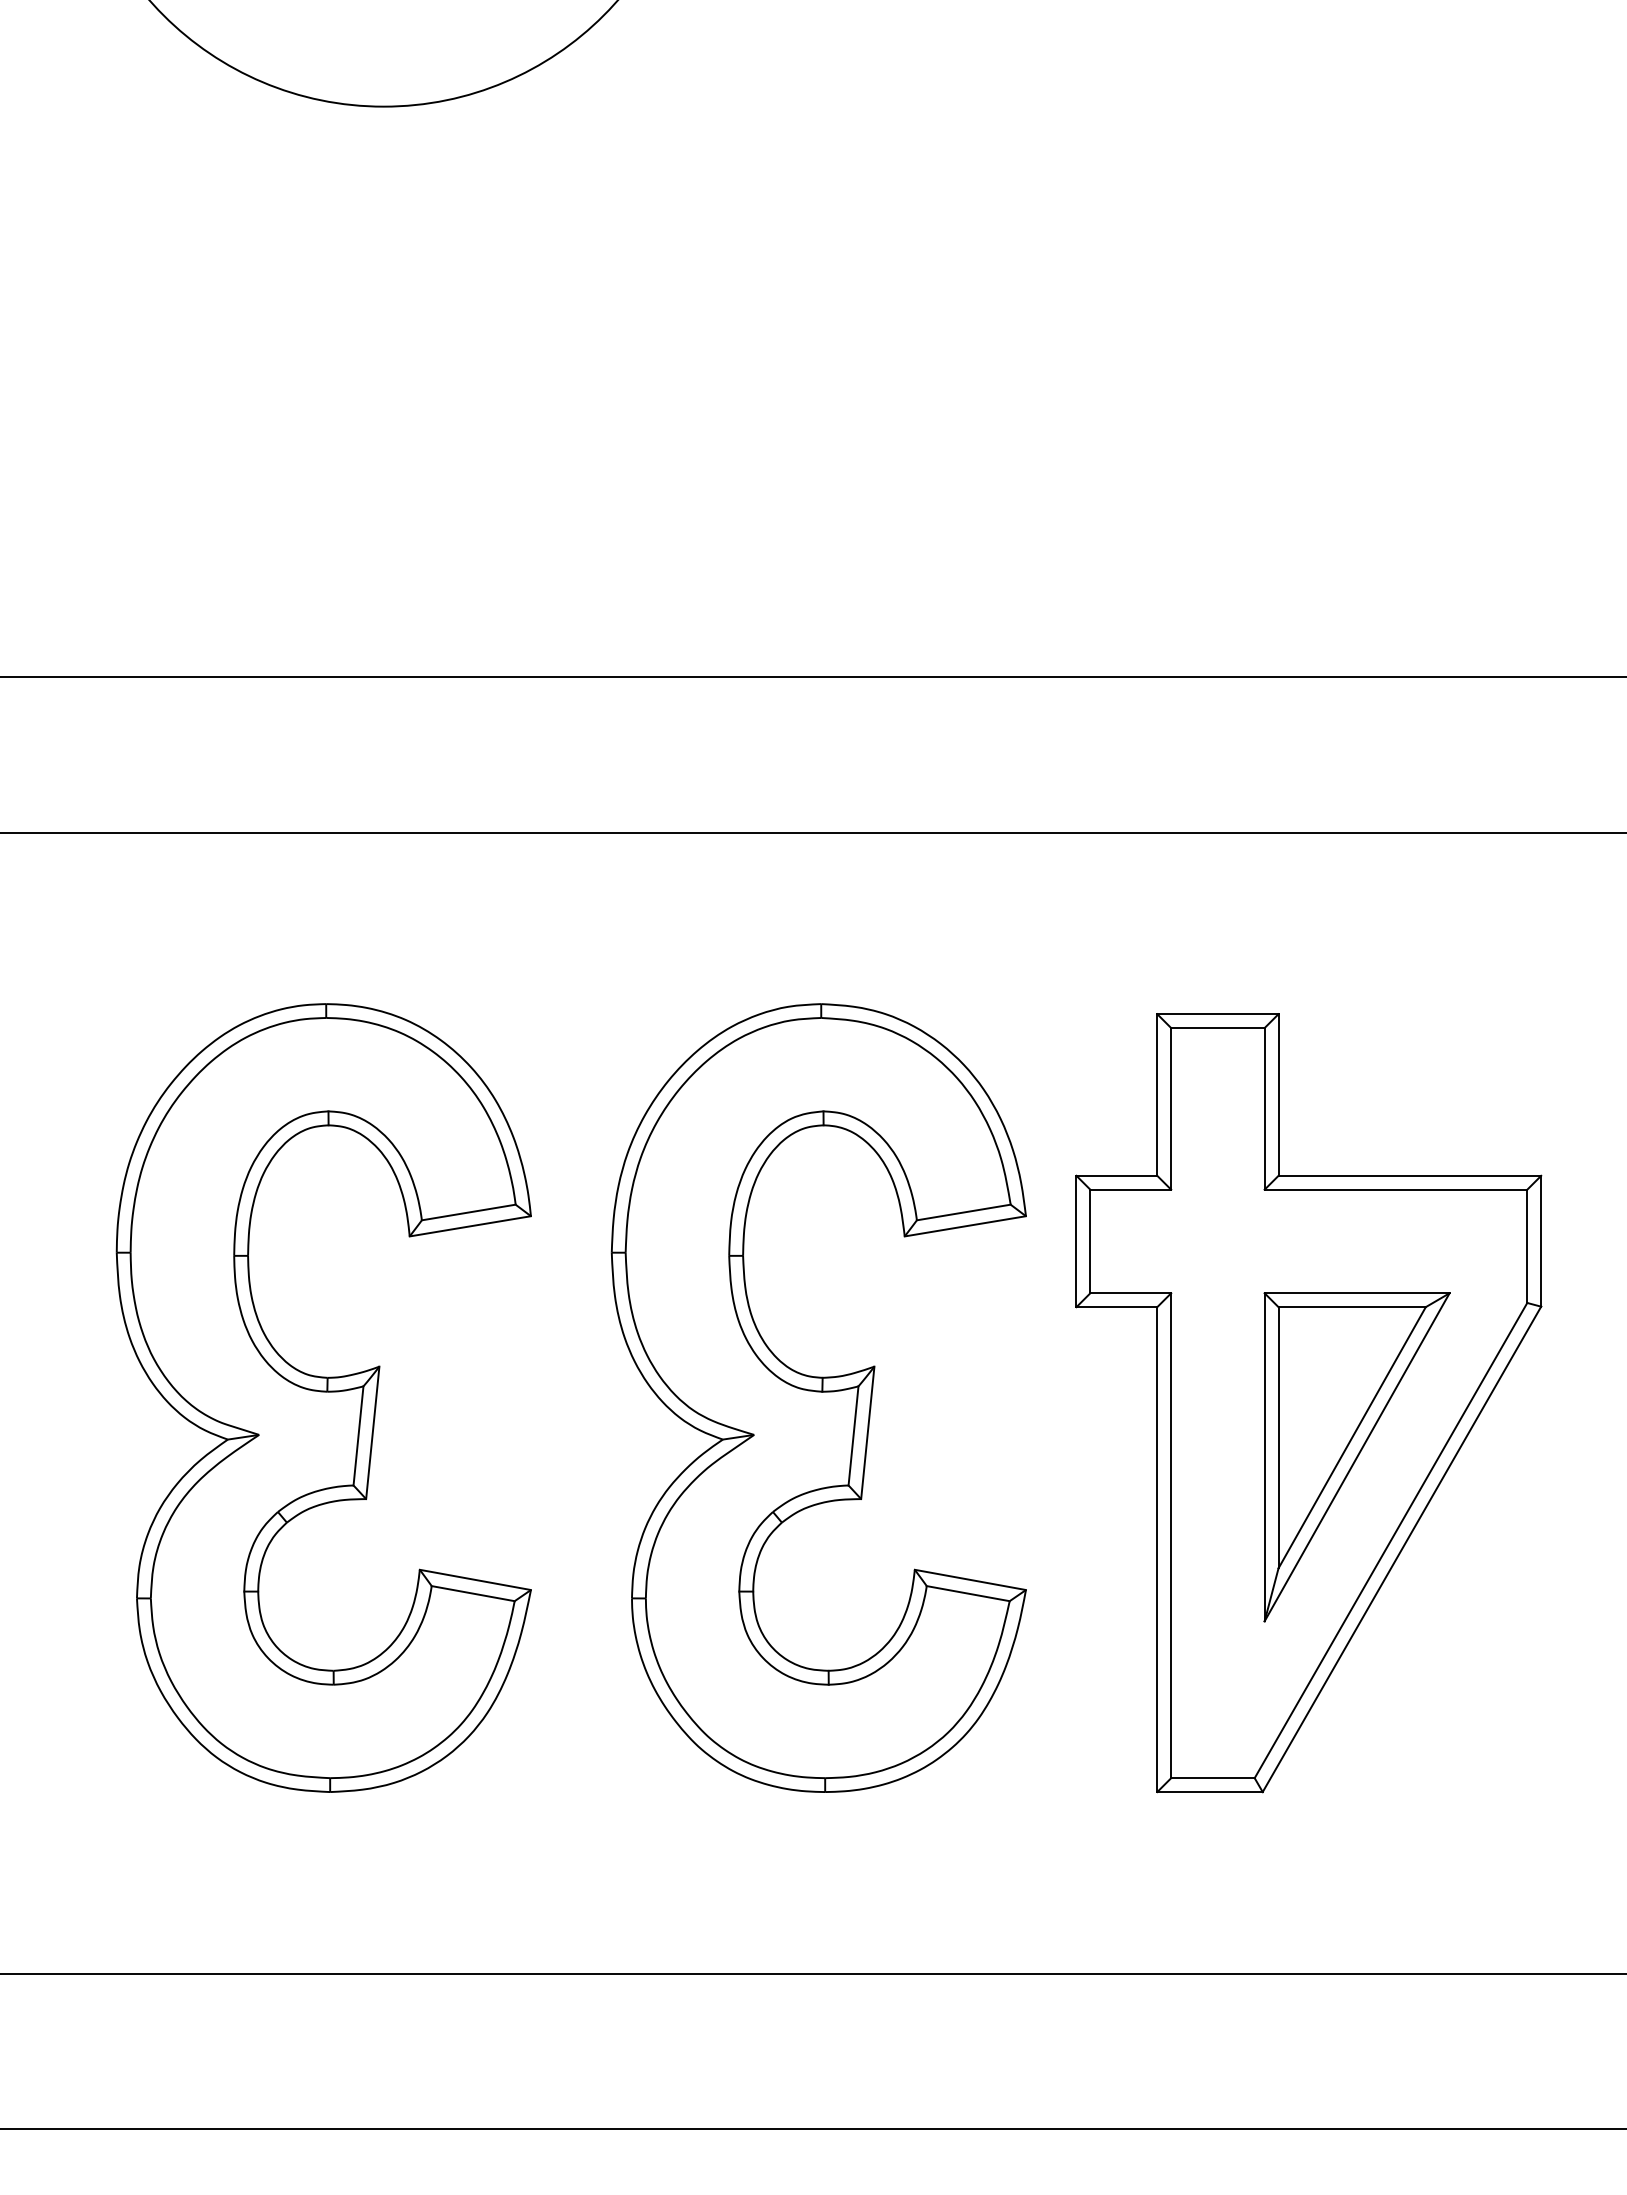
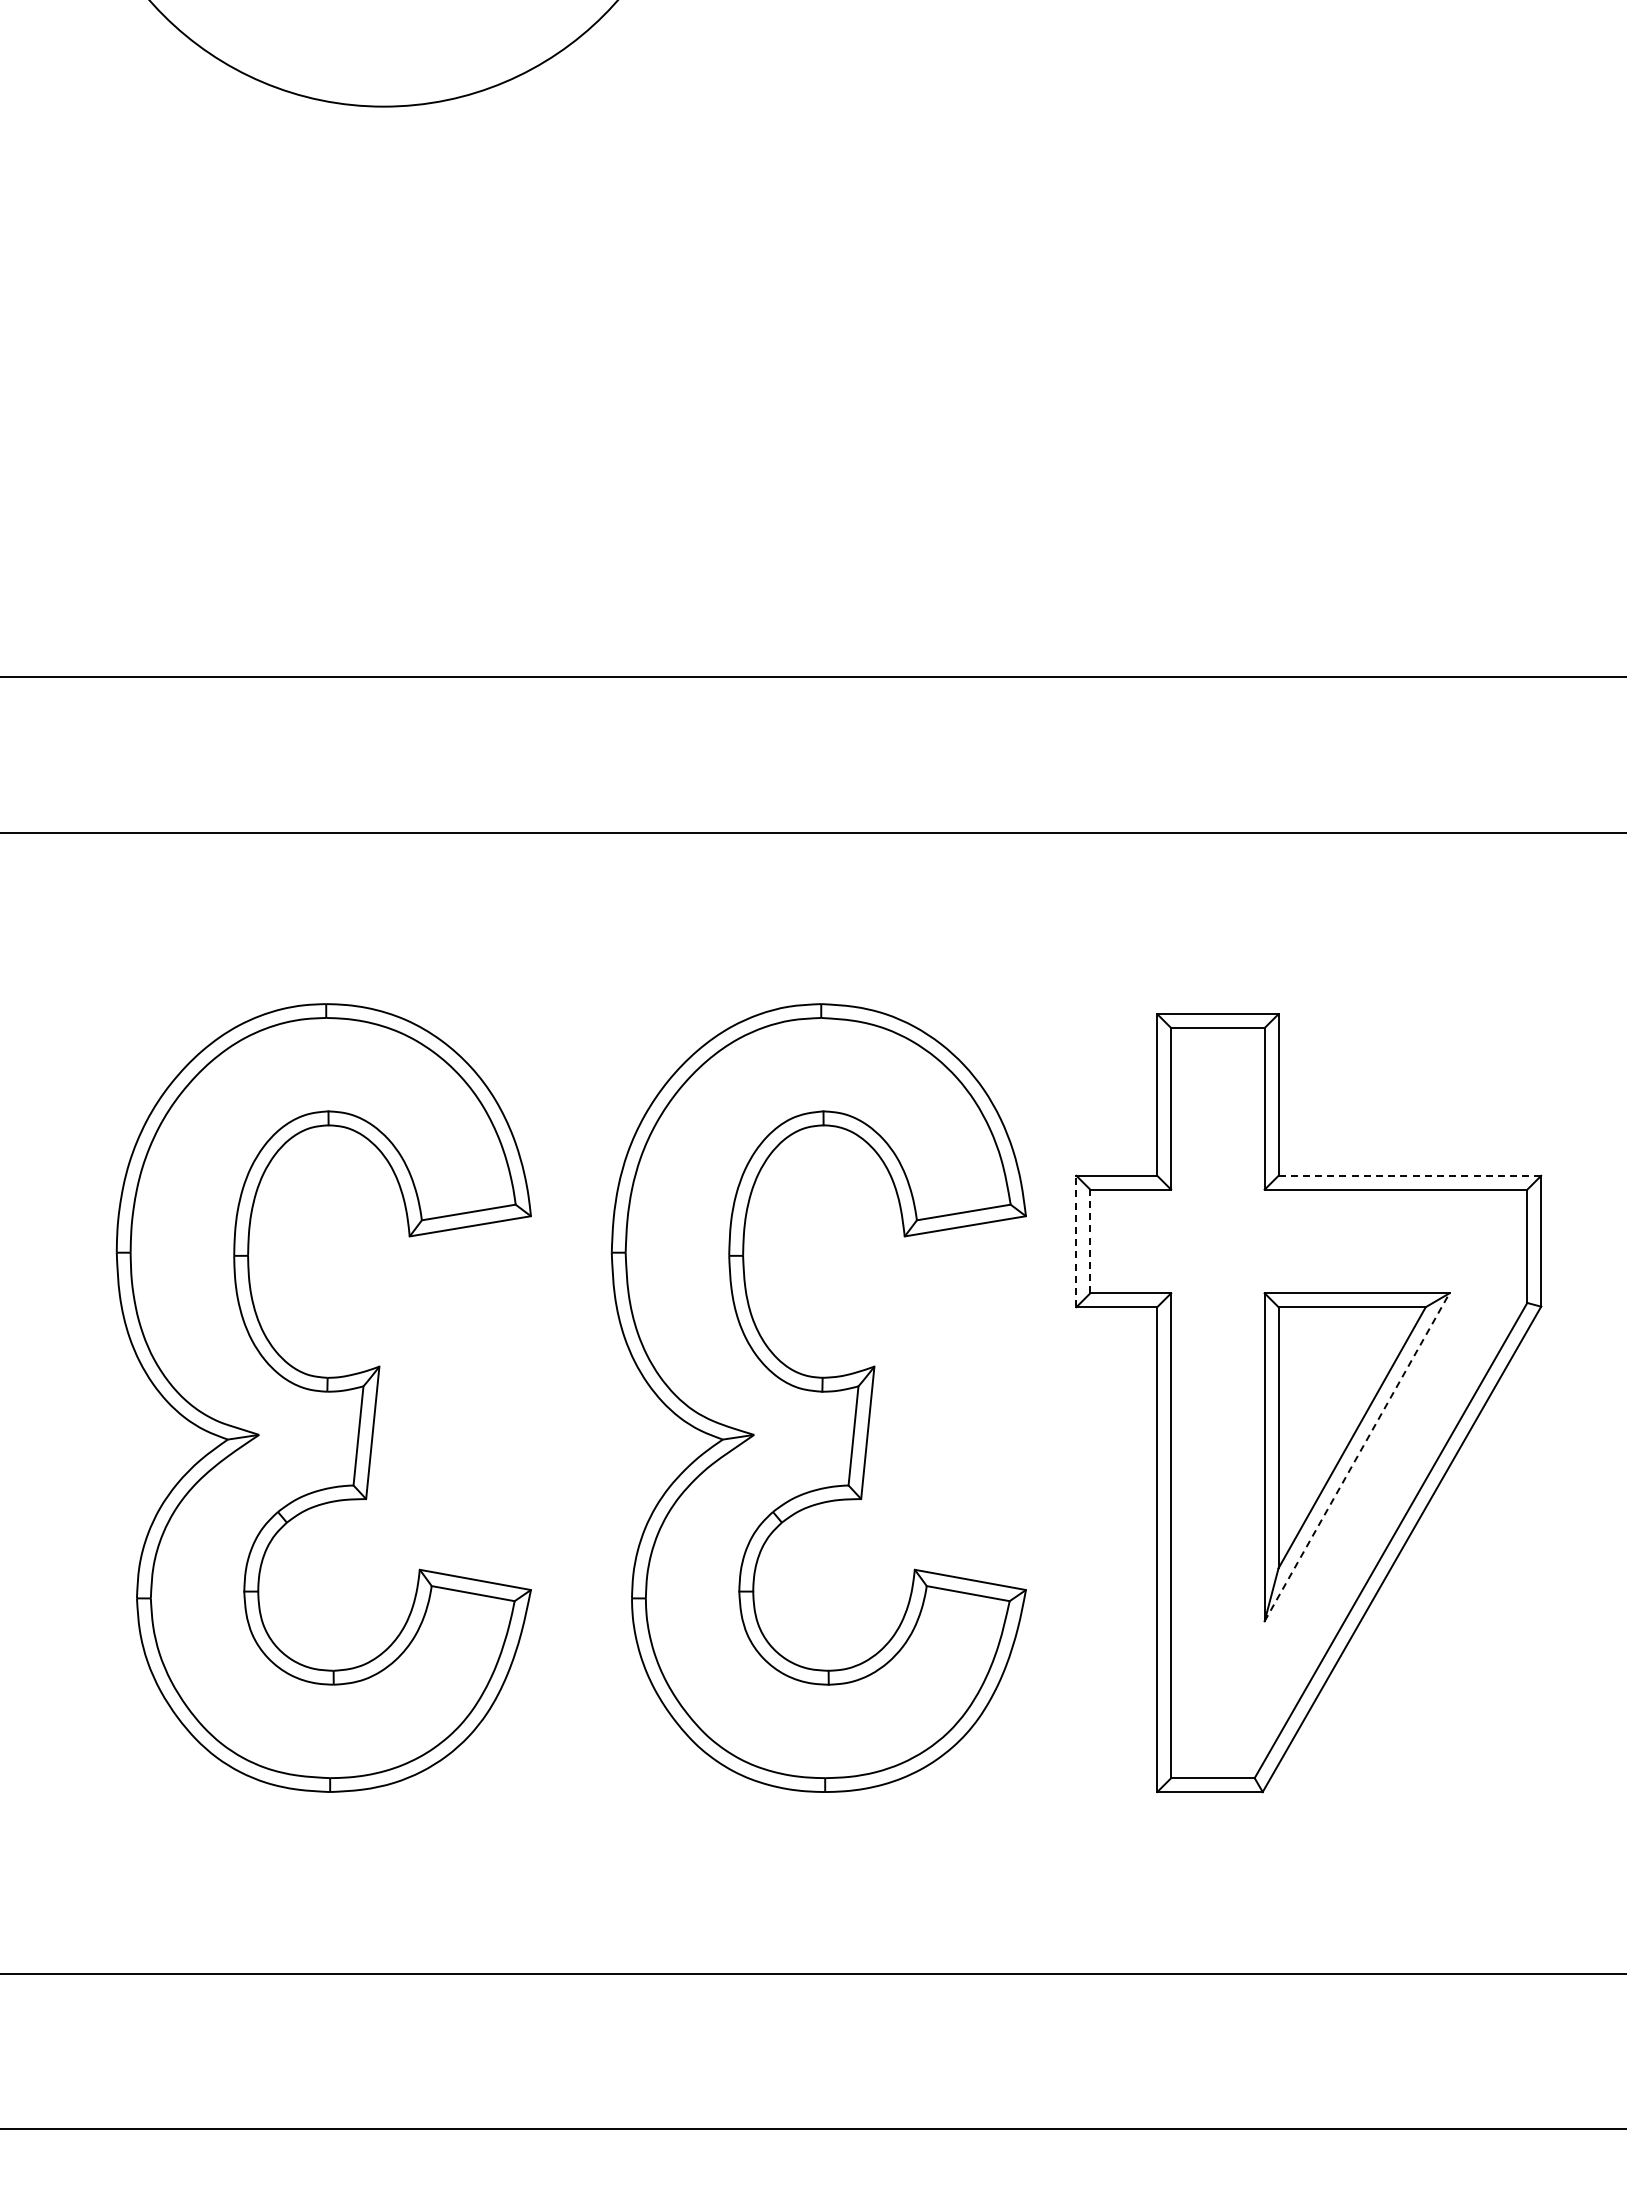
line: solid -> dashed (1410, 1175)
line: solid -> dashed (1076, 1241)
line: solid -> dashed (1090, 1241)
line: solid -> dashed (1357, 1456)
